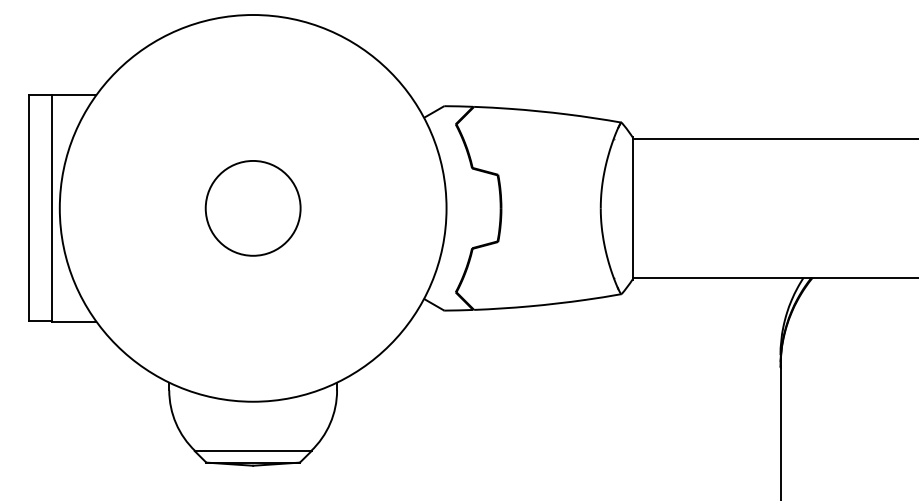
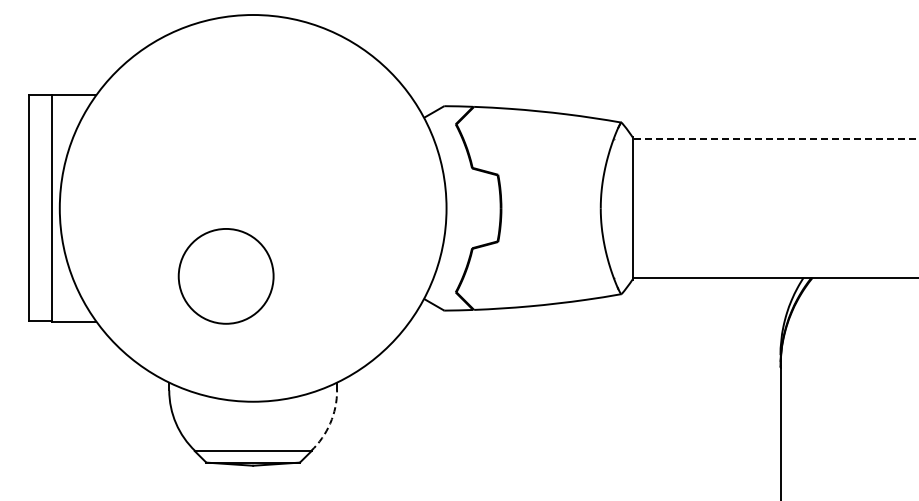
line: solid -> dashed (775, 139)
circle position: (252, 208) -> (225, 276) (225, 276)
arc: solid -> dashed (330, 423)
